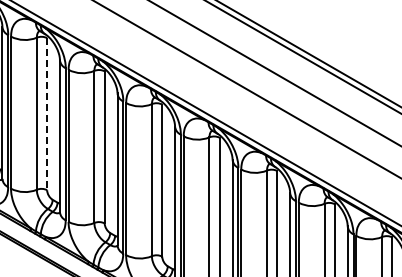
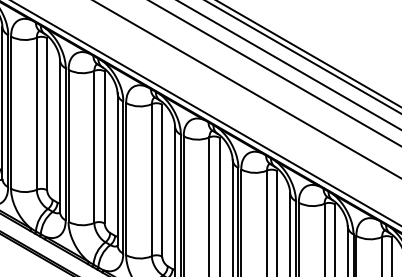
line: none -> present (289, 65)
line: dashed -> solid (47, 114)
